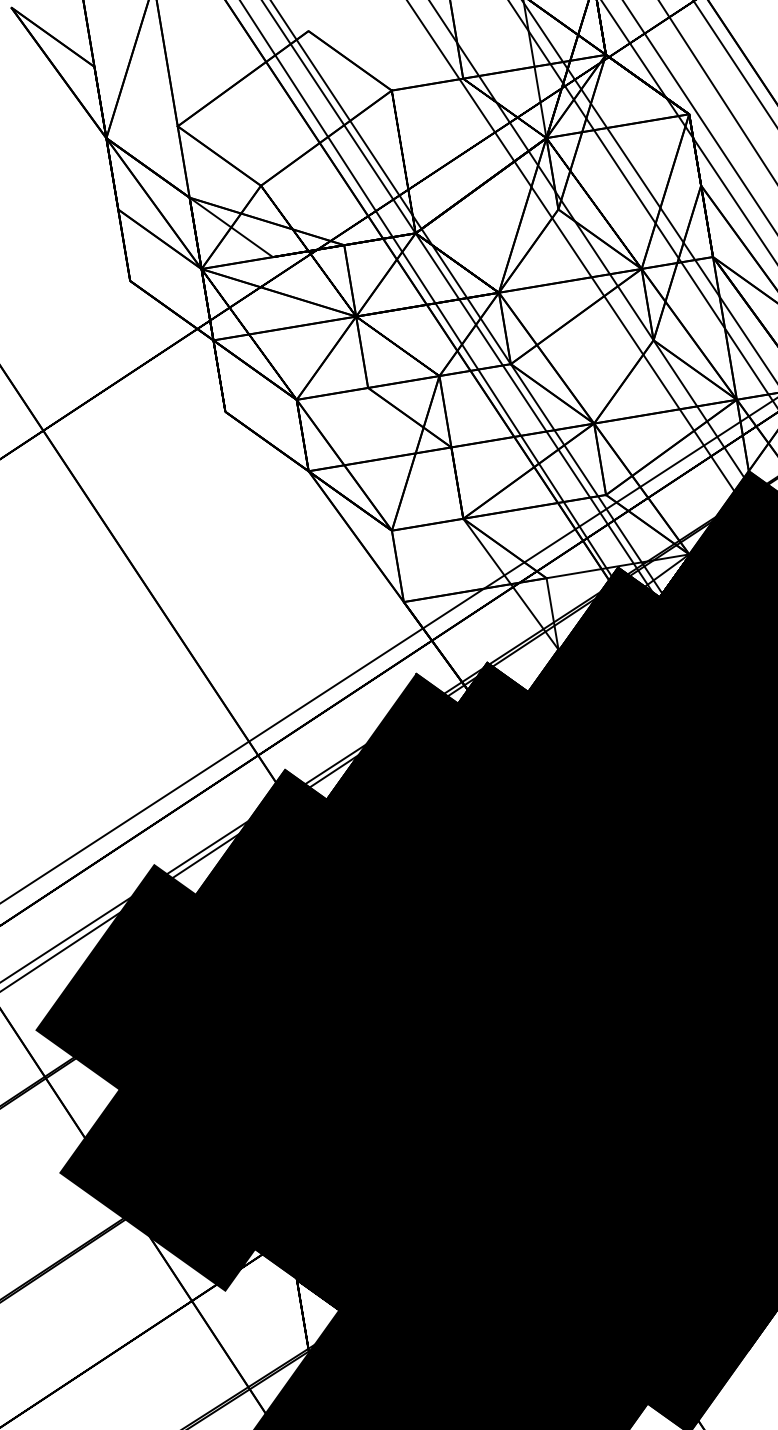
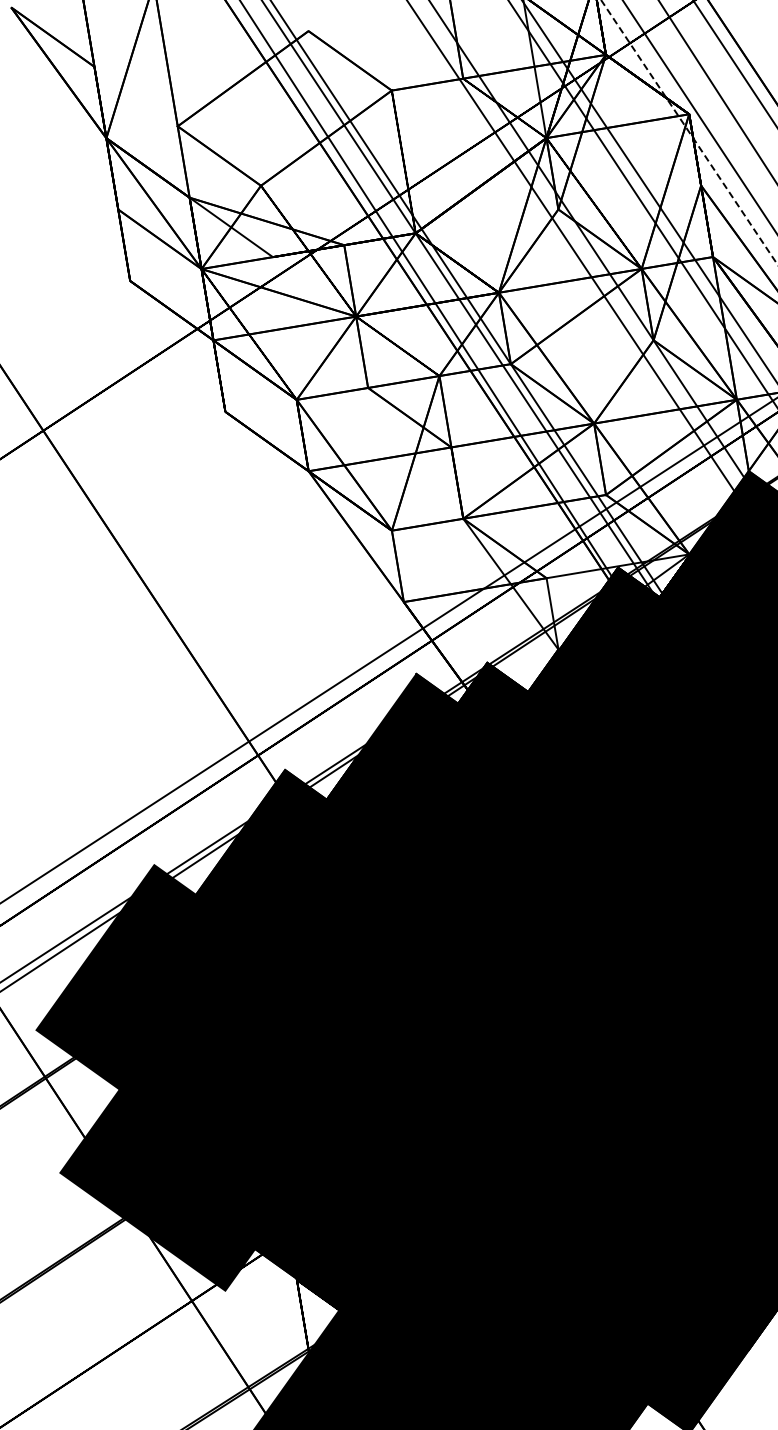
line: solid -> dashed (689, 132)
